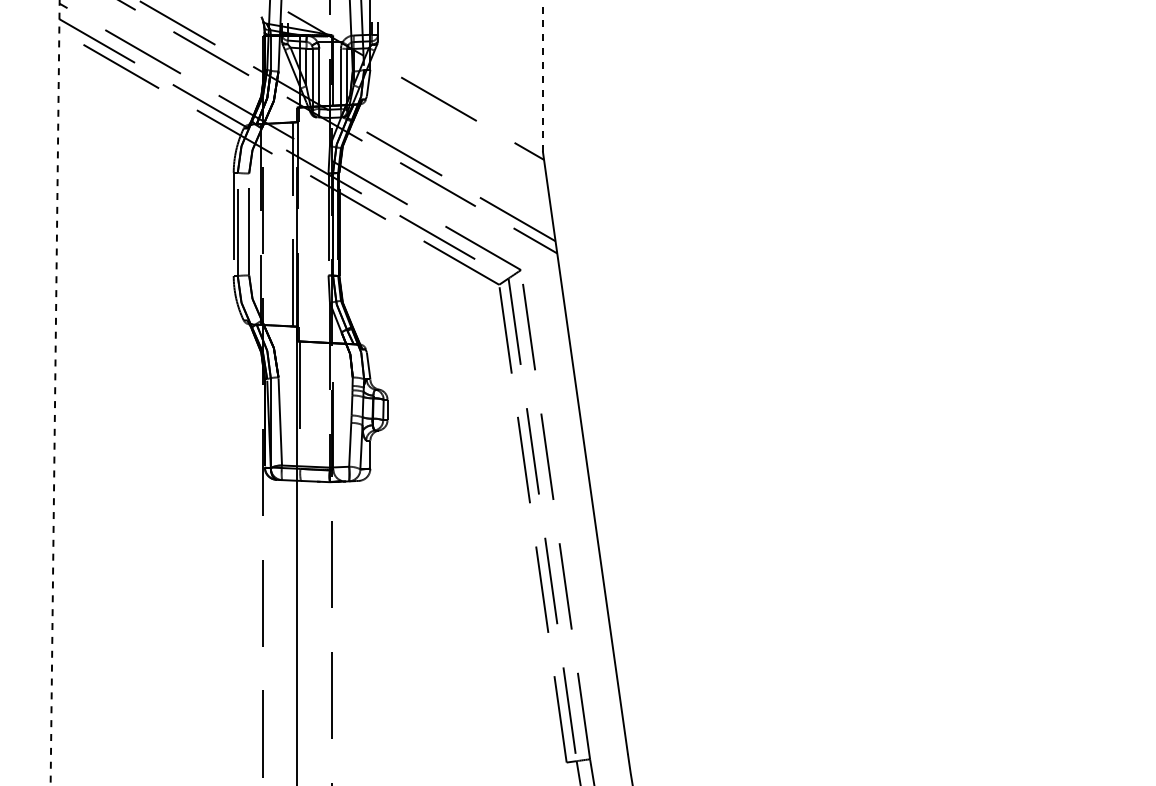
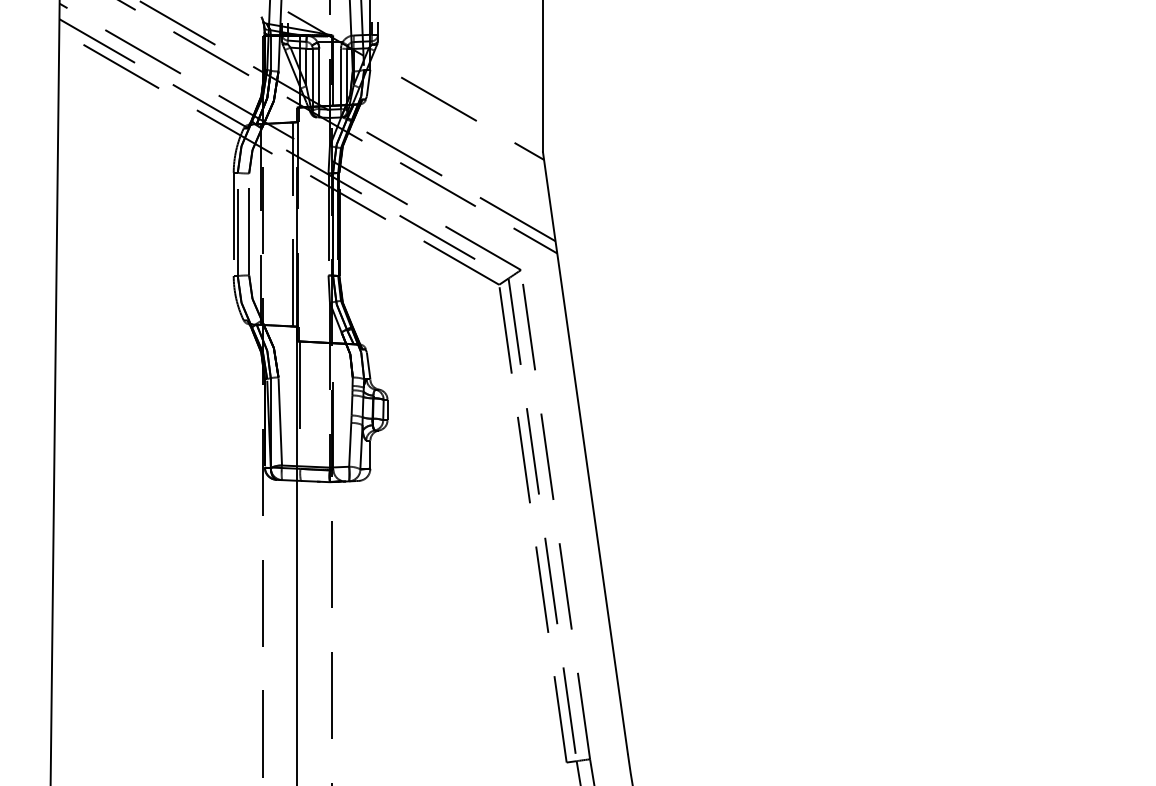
line: dashed -> solid (543, 76)
line: dashed -> solid (55, 393)
